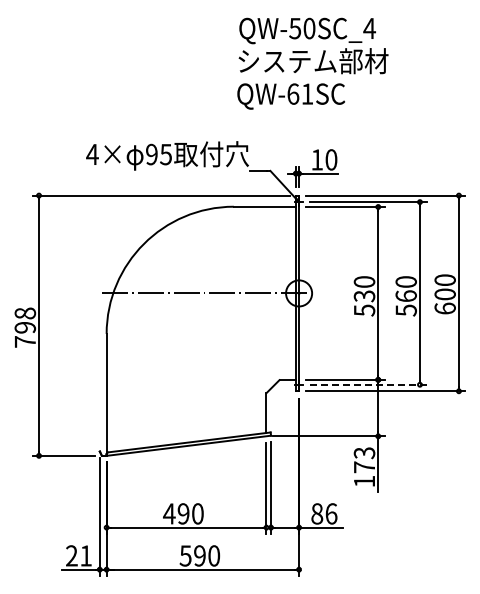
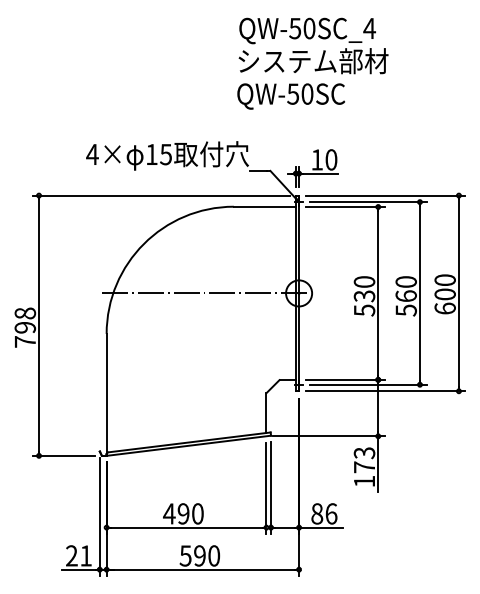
text: QW-61SC -> QW-50SC (300, 93)
text: 95 -> 15 (151, 154)
line: dashed -> solid (368, 384)
